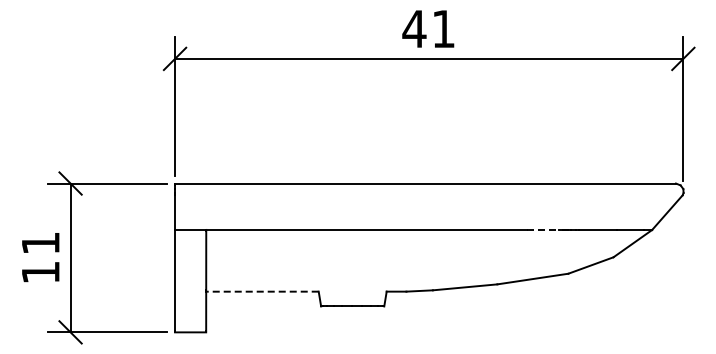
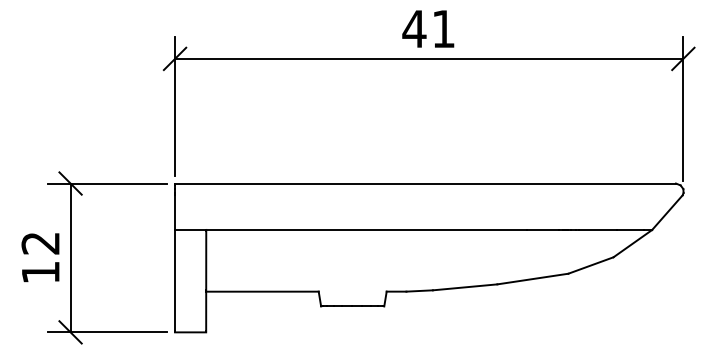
line: dashed -> solid (543, 230)
text: 11 -> 12 (40, 243)
line: dashed -> solid (261, 291)
